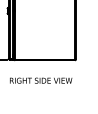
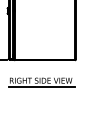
line: none -> present (41, 86)
